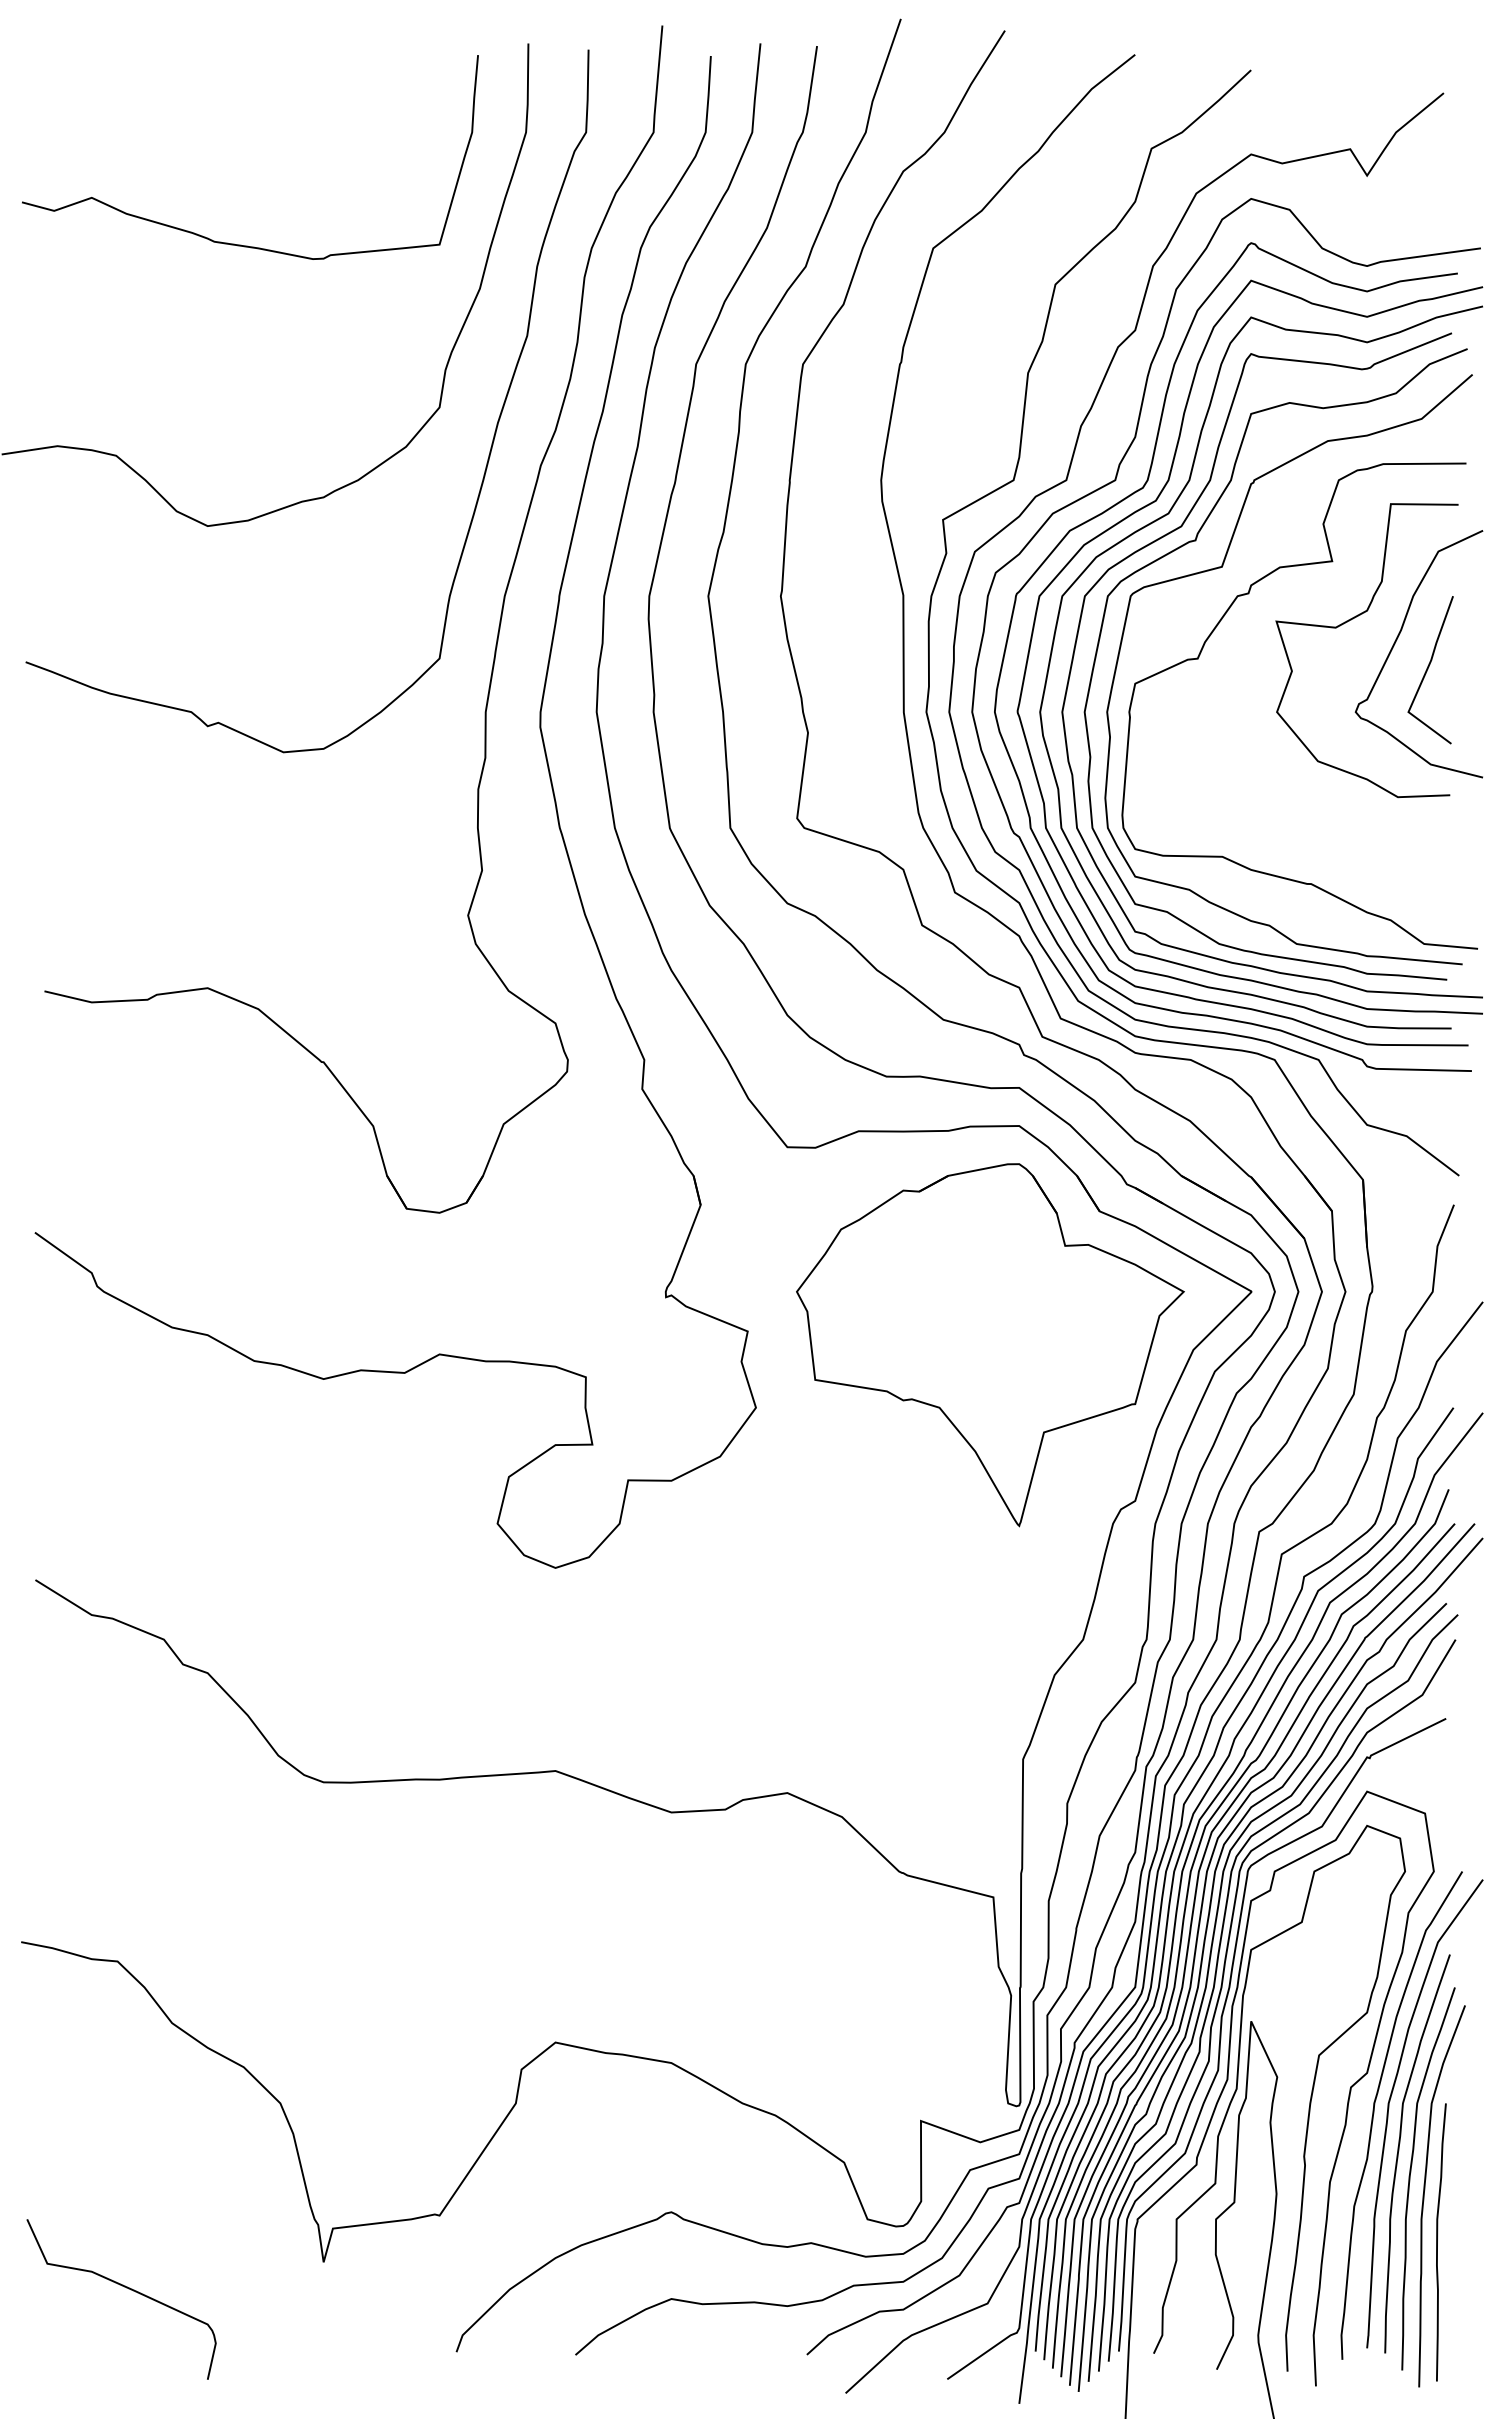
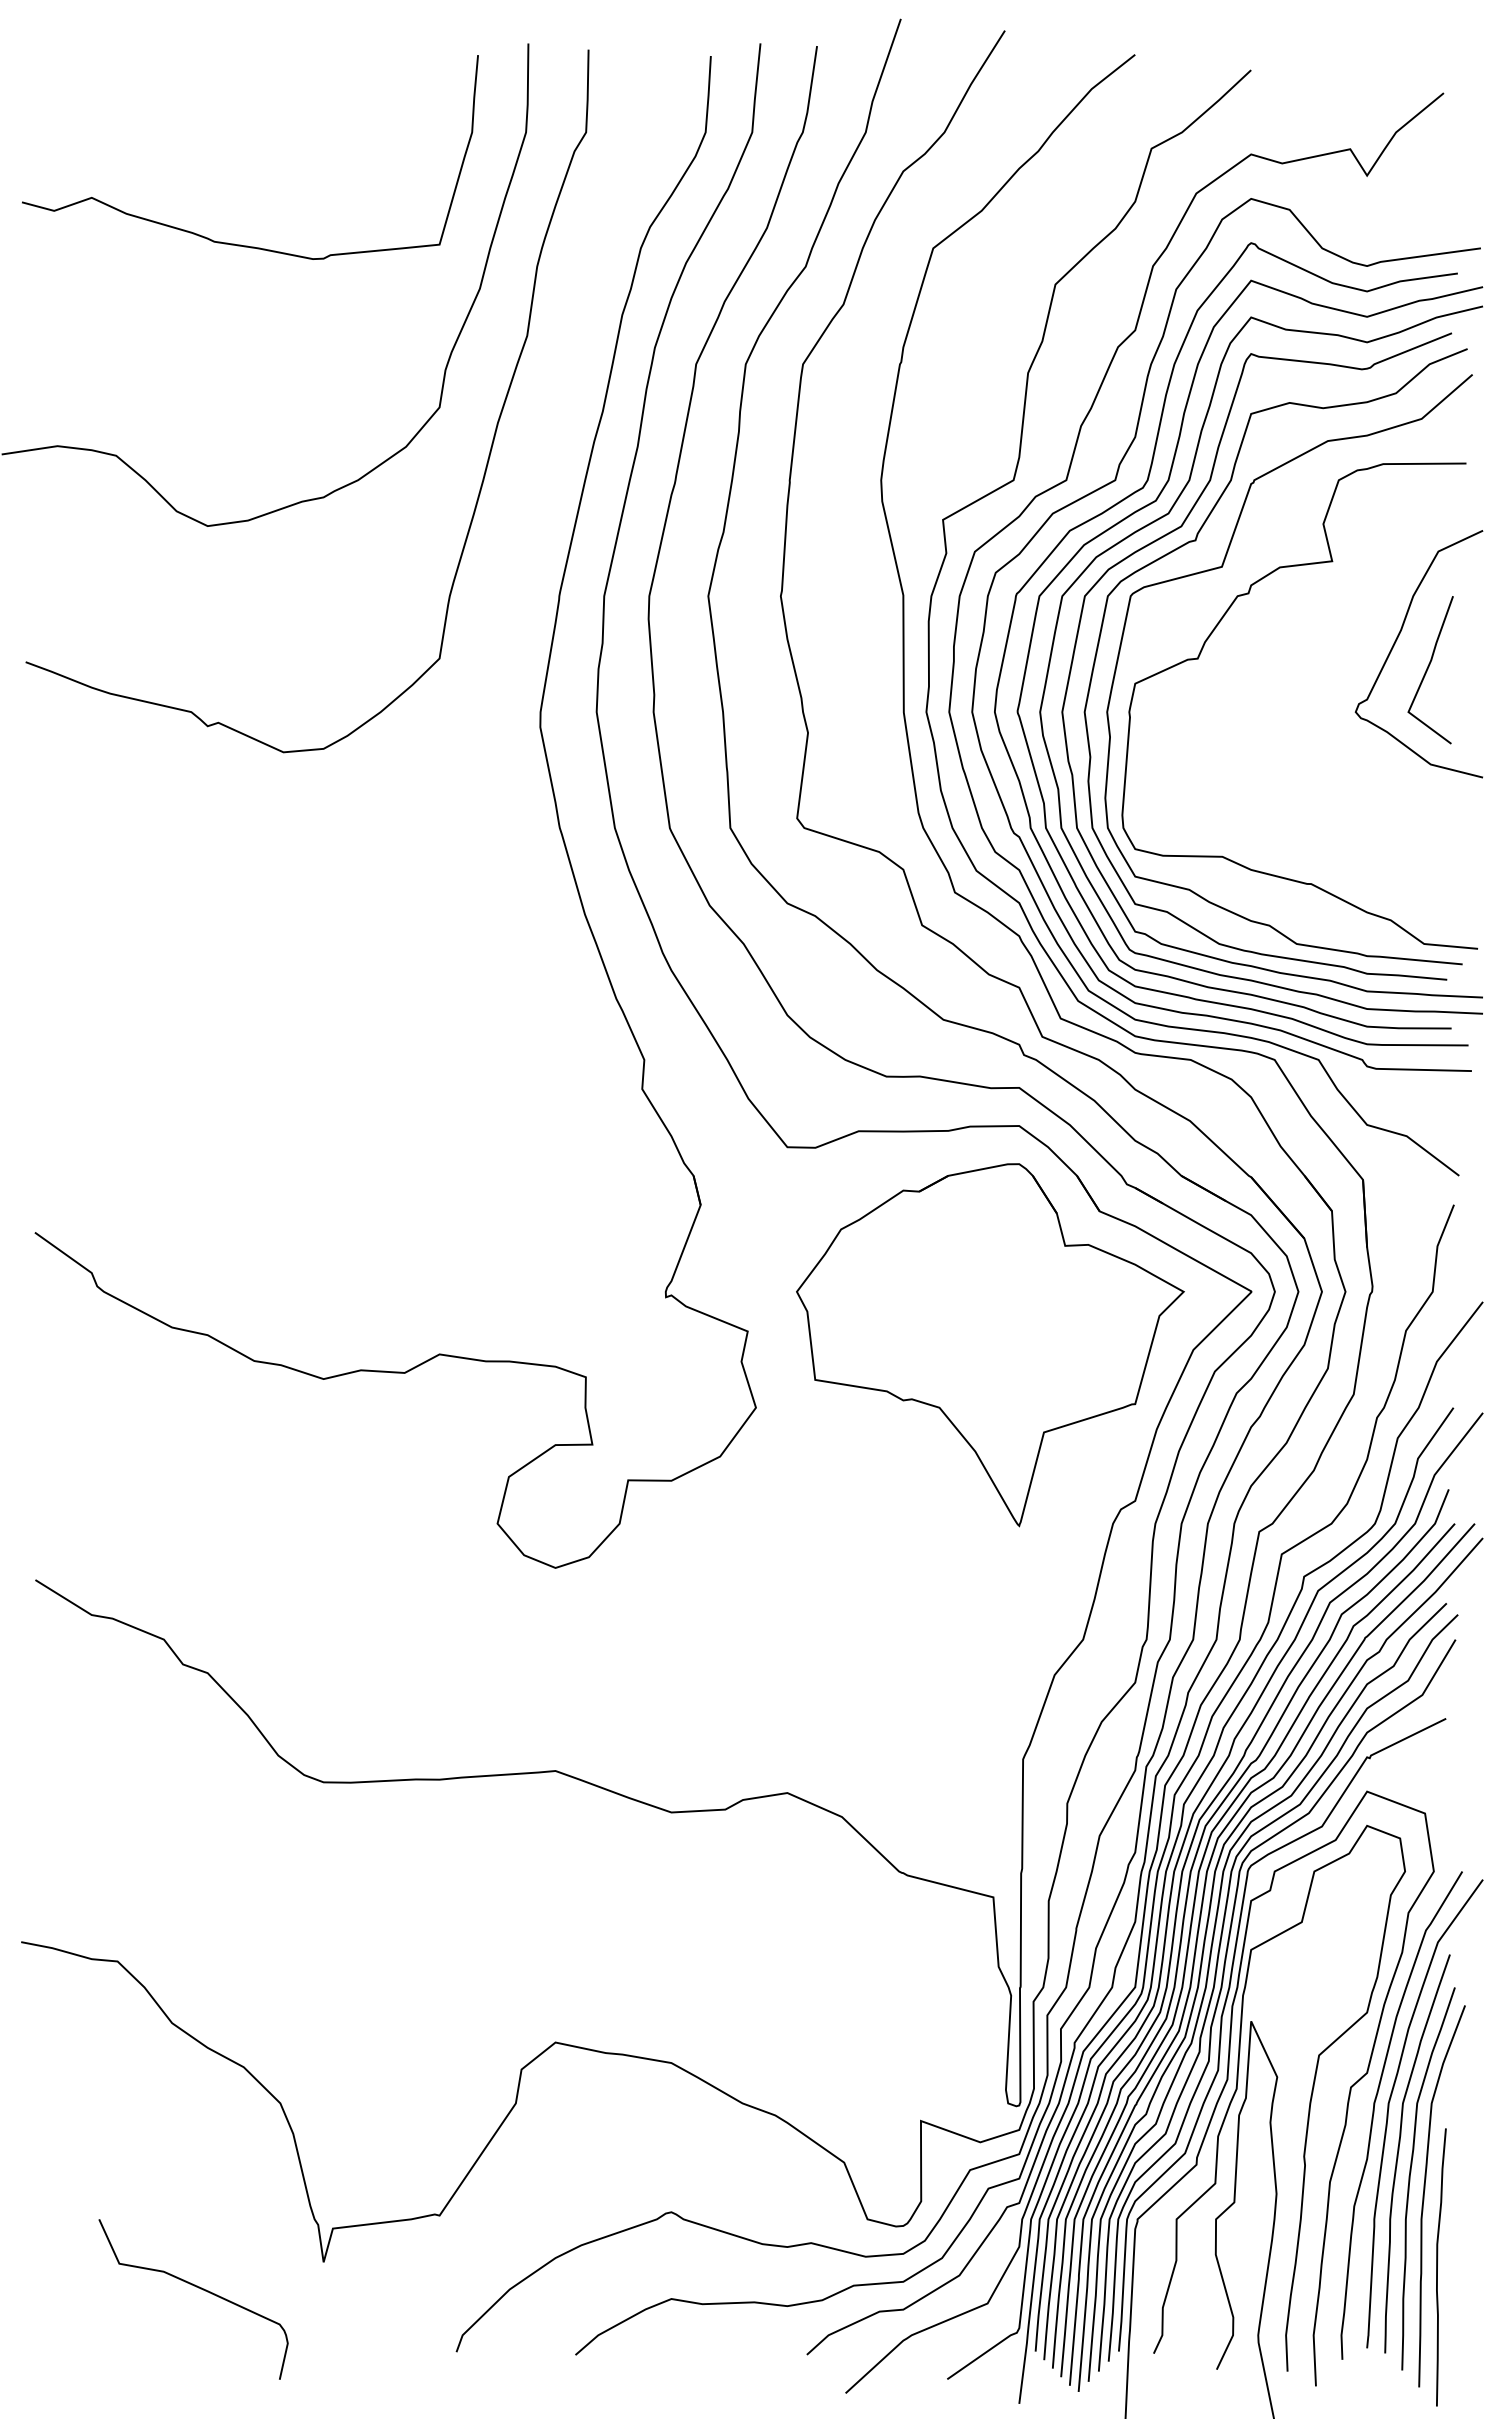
curve: present -> none (1351, 620)
part: present -> none (495, 644)
curve position: (1437, 2242) -> (1437, 2267) (1437, 2267)
curve position: (126, 2288) -> (198, 2288) (198, 2288)
